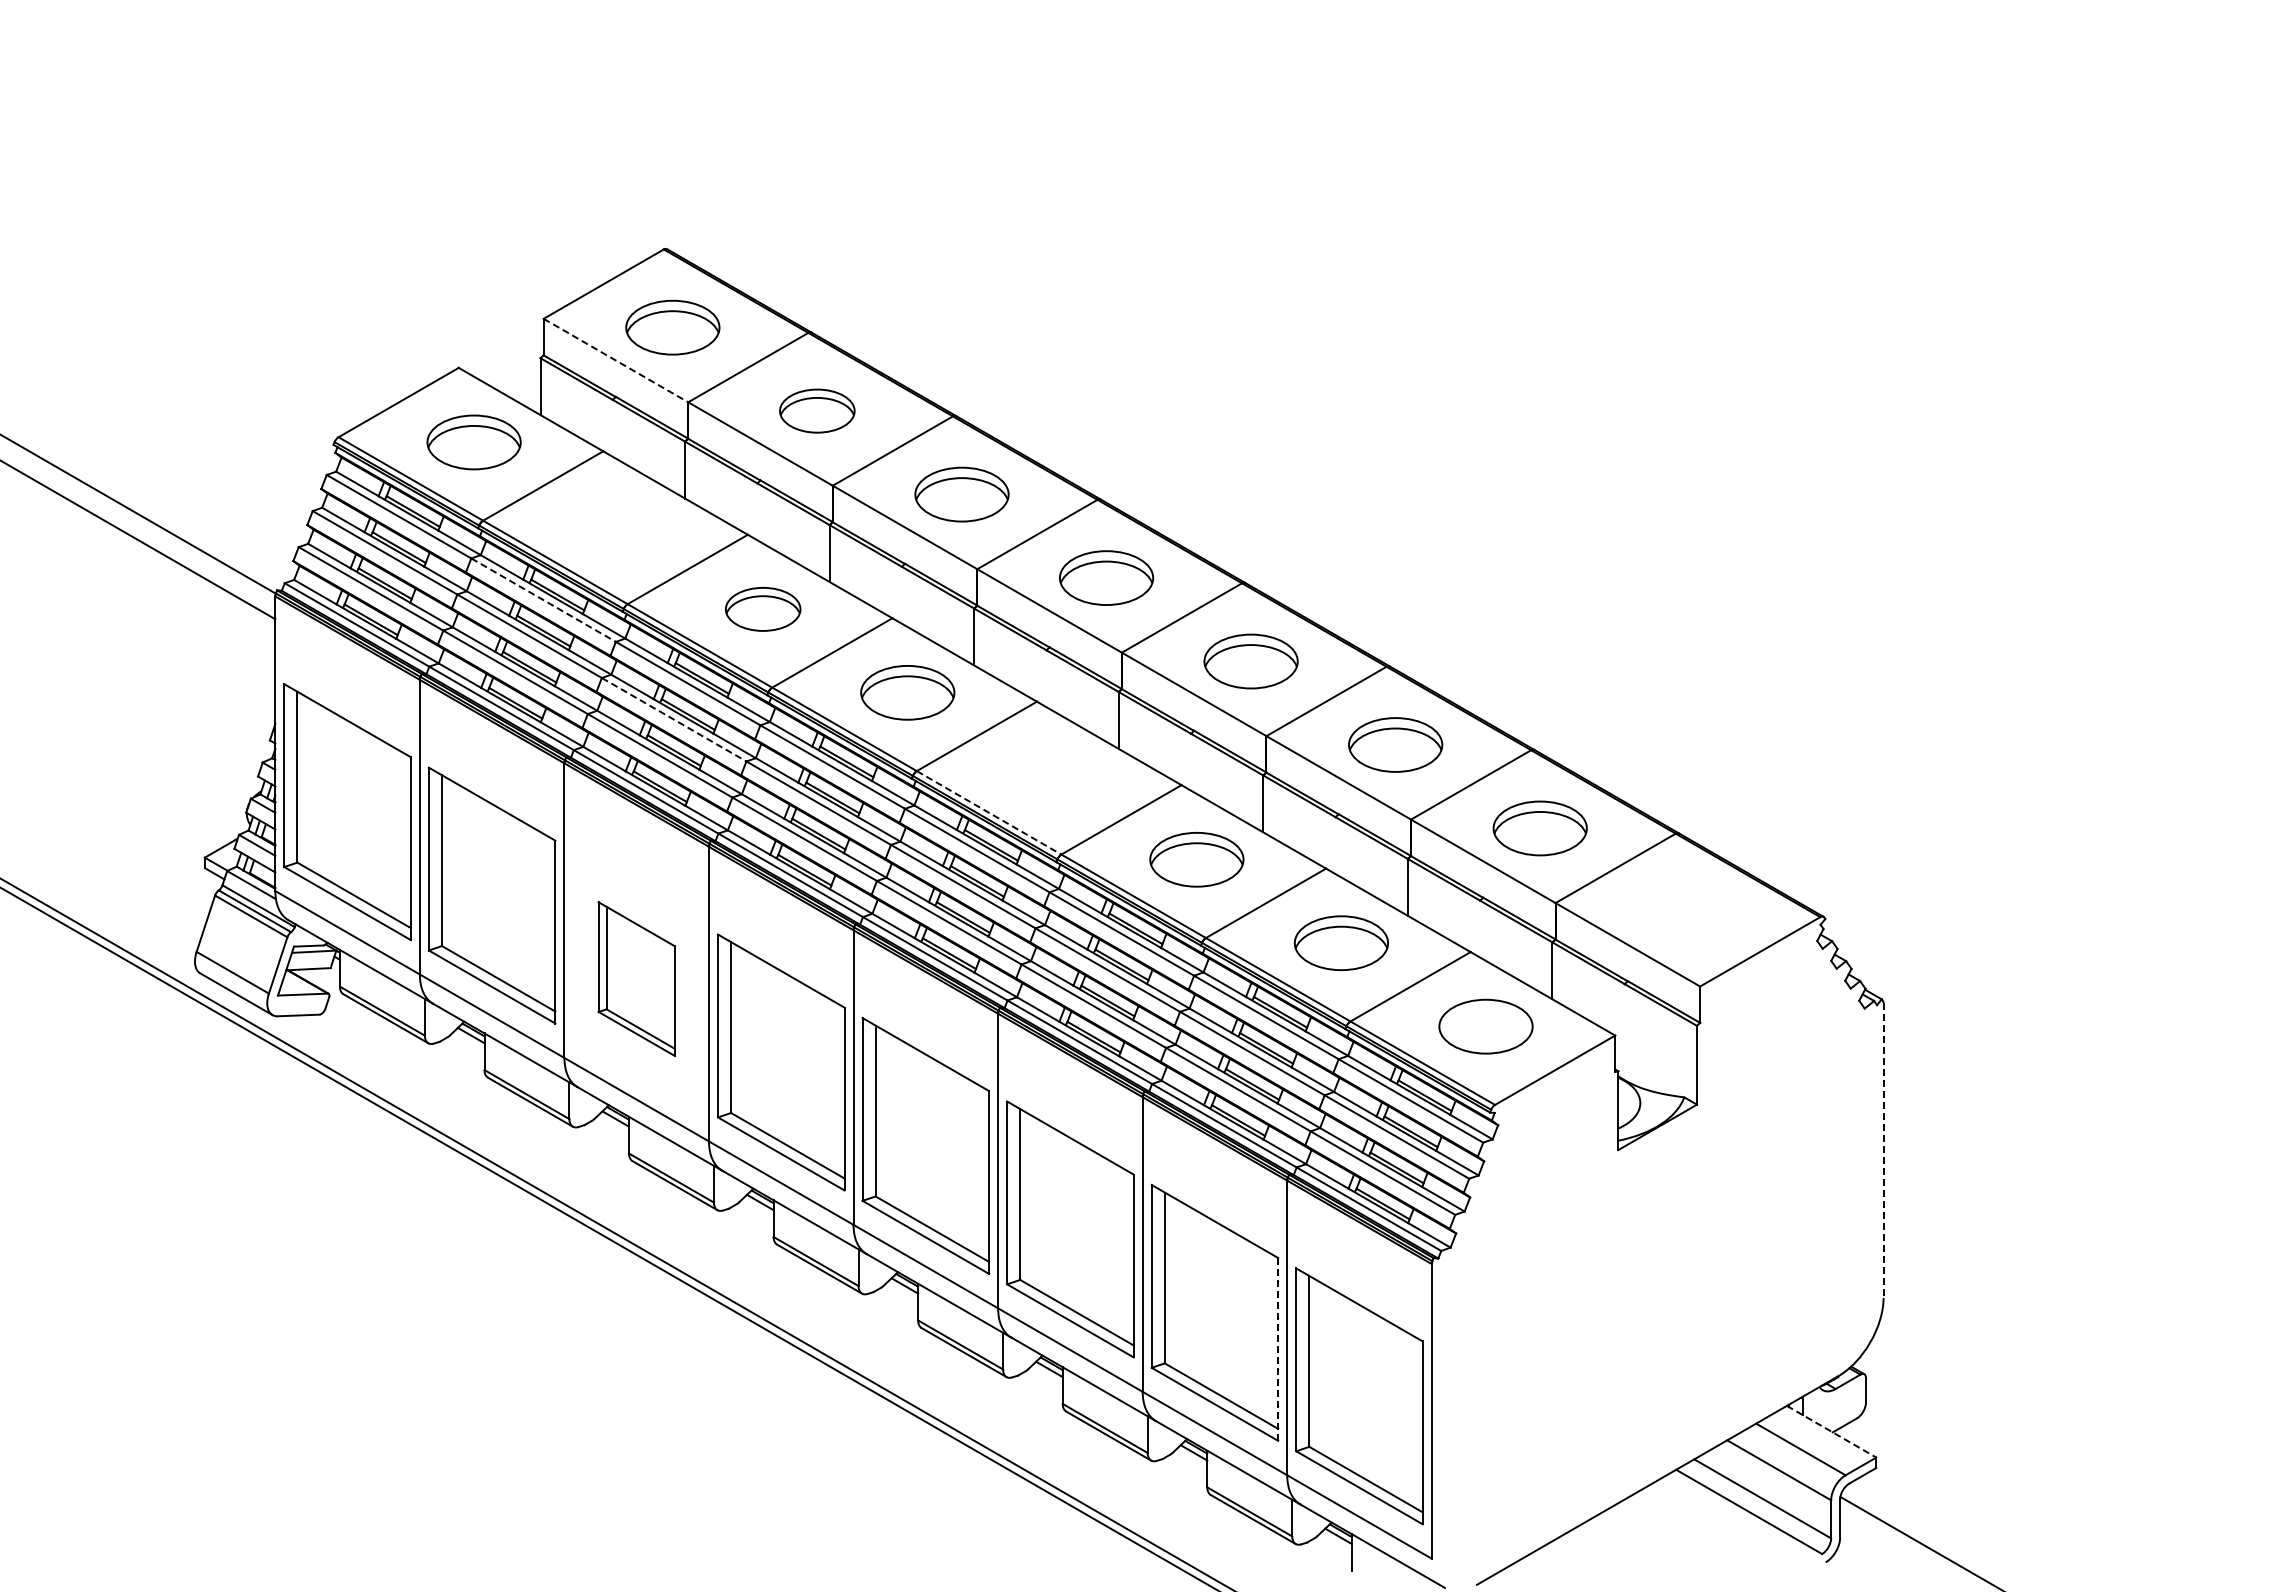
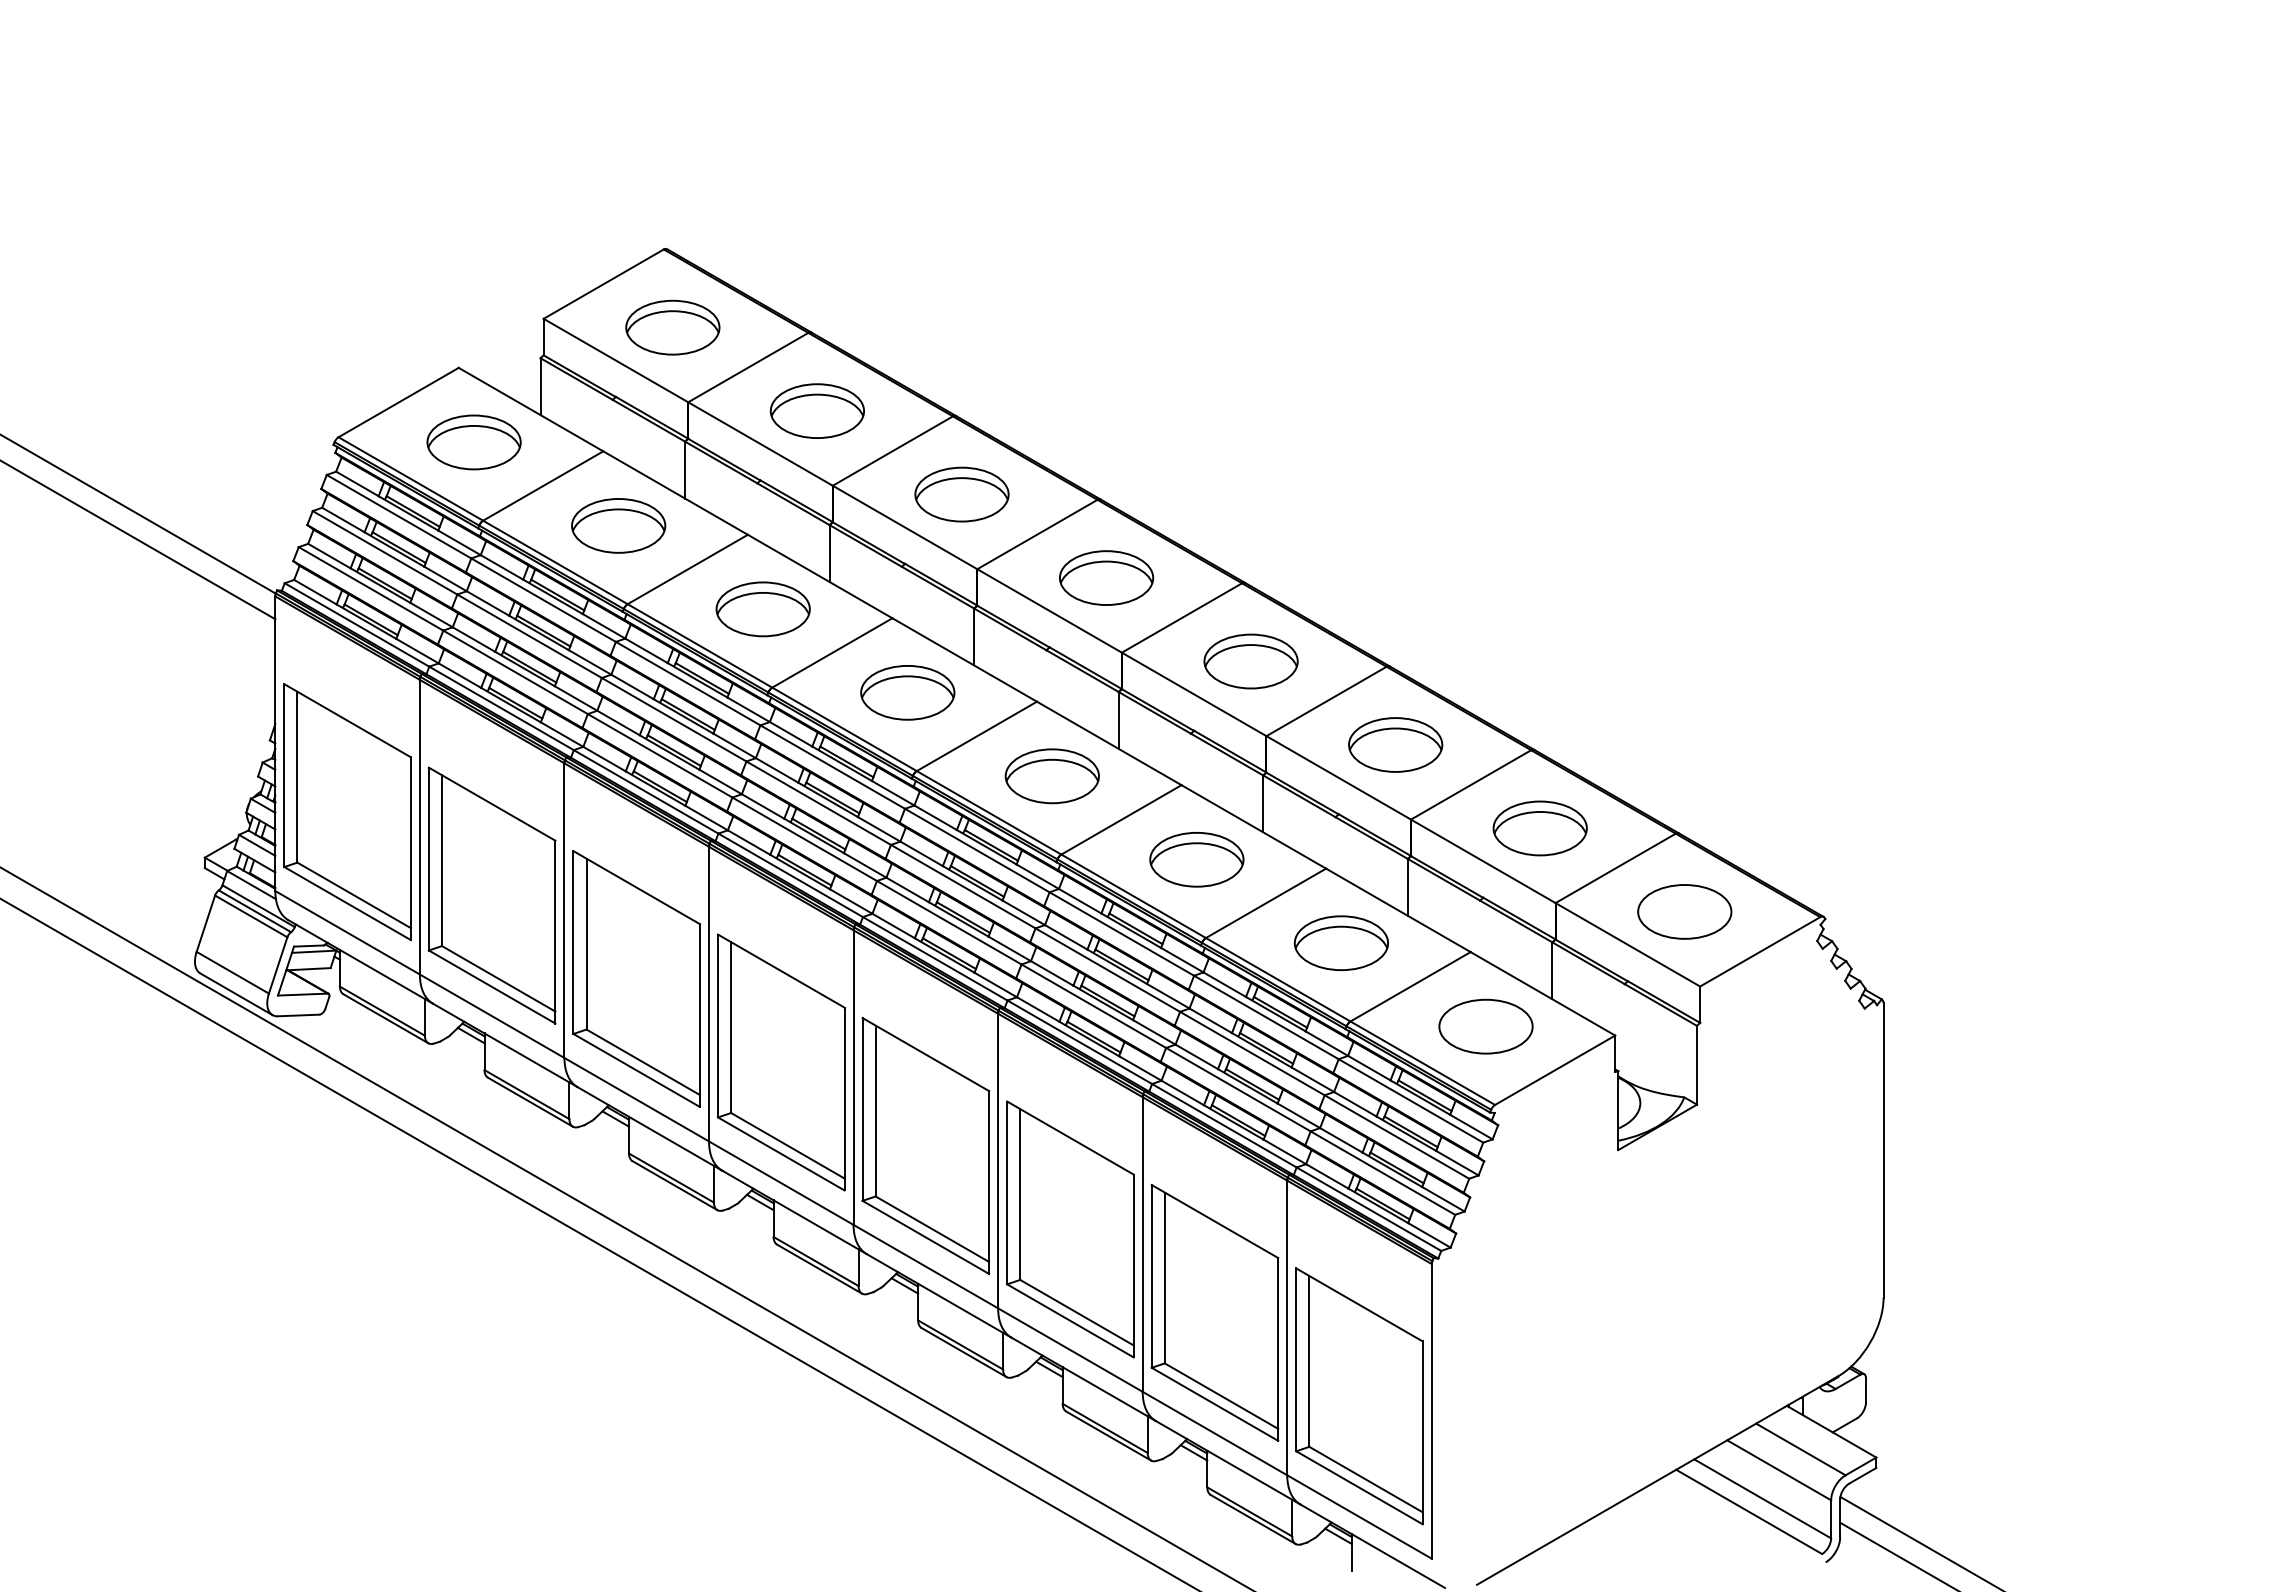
line: dashed -> solid (616, 360)
part size: 77x46 px -> 96x56 px (816, 410)
part: none -> present (618, 525)
line: dashed -> solid (544, 600)
part size: 77x45 px -> 96x57 px (762, 609)
line: dashed -> solid (674, 719)
part: none -> present (1051, 776)
line: dashed -> solid (989, 813)
part: none -> present (1684, 911)
part size: 79x156 px -> 129x258 px (636, 978)
line: dashed -> solid (1883, 1151)
line position: (616, 1233) -> (598, 1243) (598, 1243)
line position: (608, 1238) -> (625, 1228) (625, 1228)
line: dashed -> solid (1278, 1349)
line: dashed -> solid (1831, 1431)
line: none -> present (1897, 1555)
